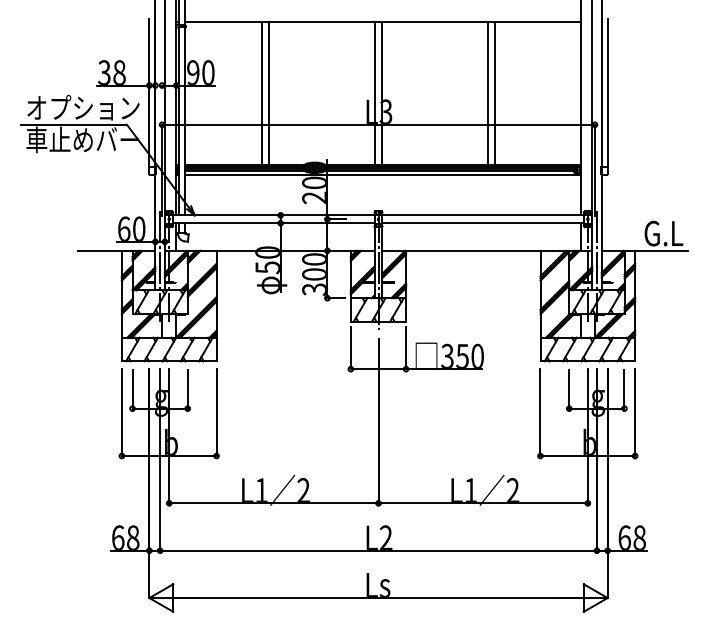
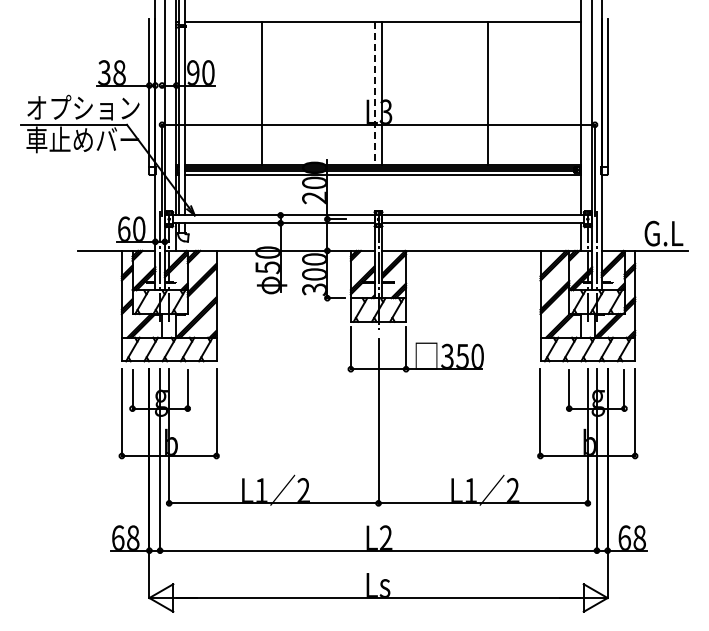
line: present -> none (268, 92)
line: present -> none (494, 92)
line: solid -> dashed (375, 93)
